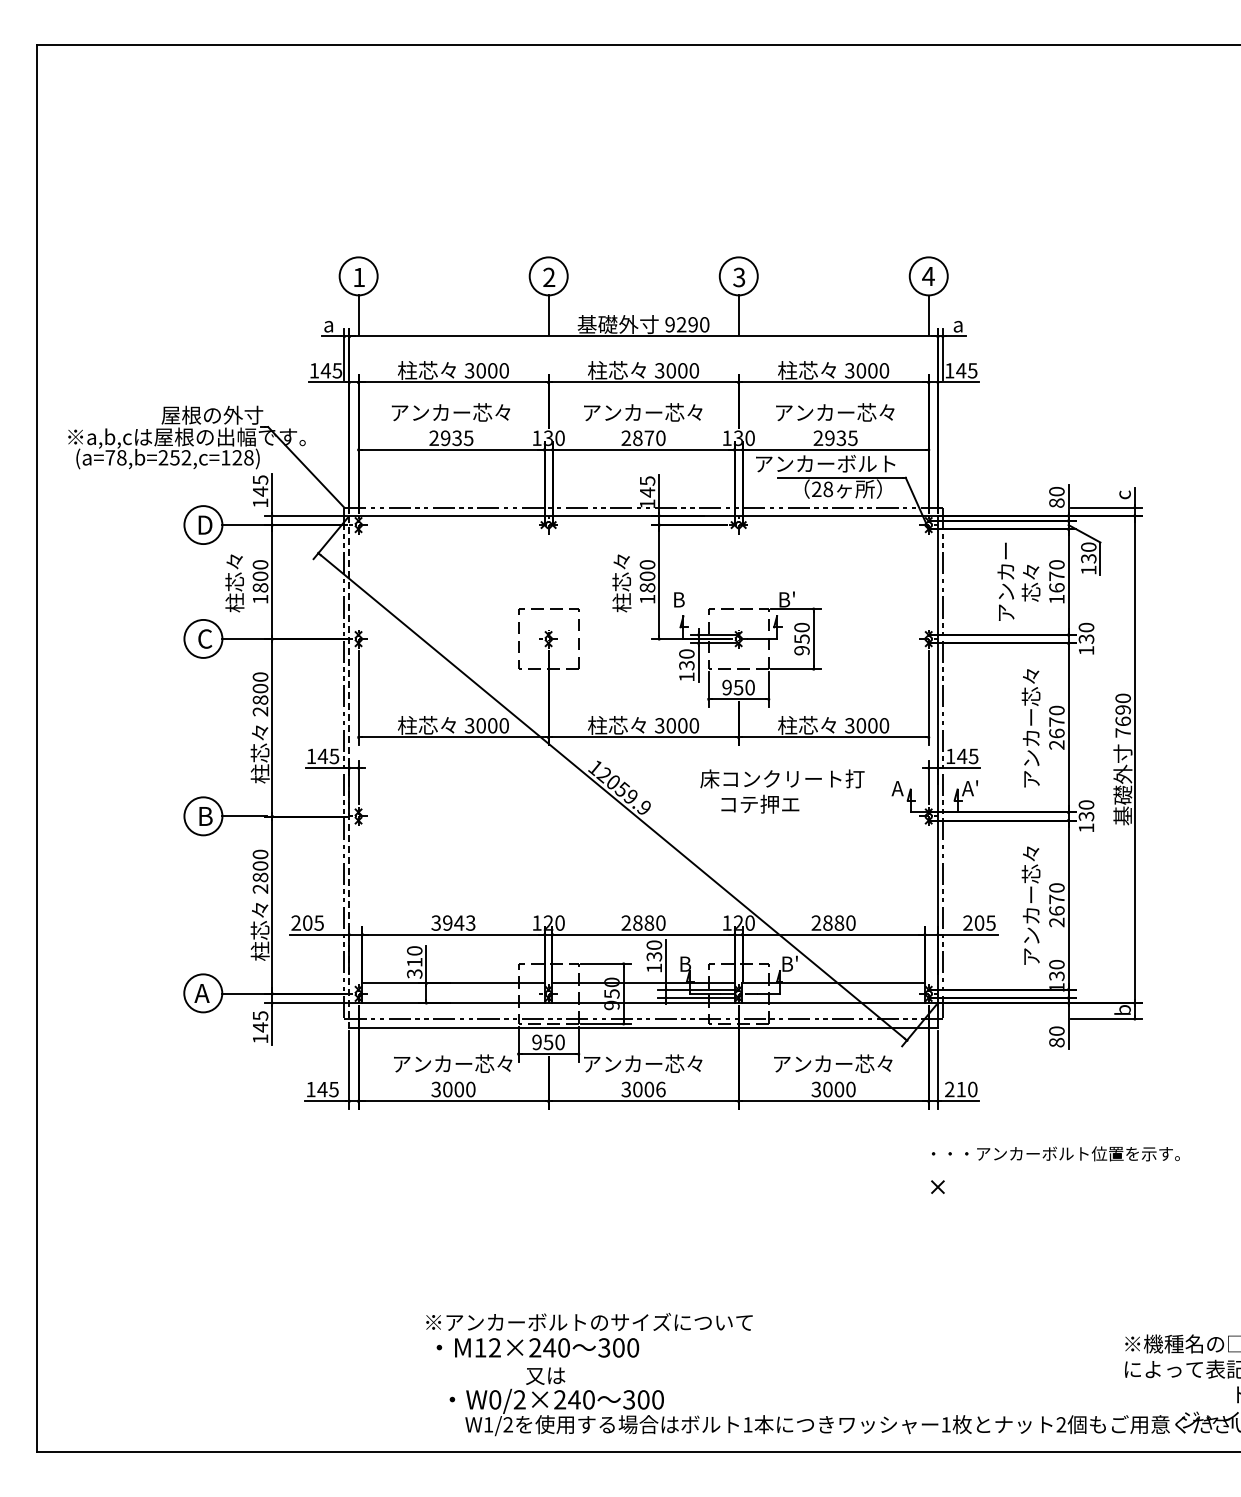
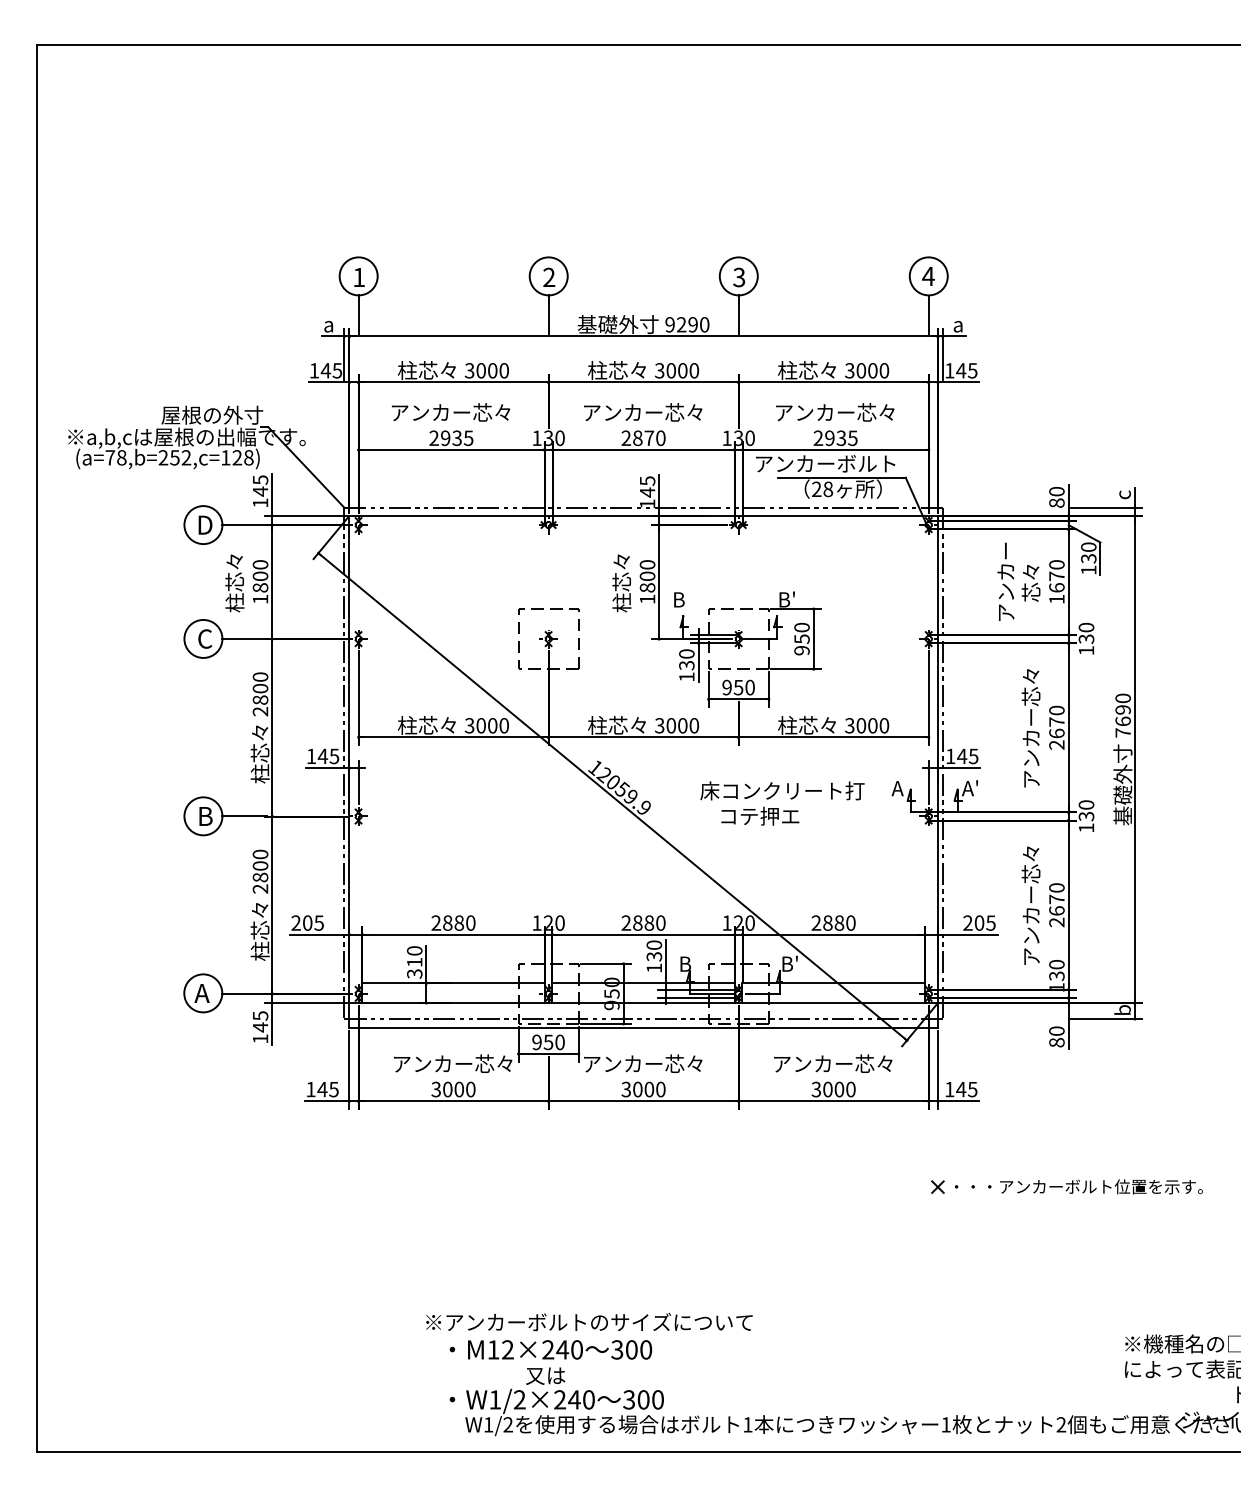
line: dashed -> solid (349, 772)
text position: (782, 791) -> (782, 803) (782, 803)
text: 3943 -> 2880 (453, 922)
text: 3006 -> 3000 (660, 1089)
text: 210 -> 145 (961, 1089)
text position: (1055, 1153) -> (1078, 1186) (1078, 1186)
text position: (537, 1347) -> (550, 1349) (550, 1349)
text: W0/2×240 -> W1/2×240 (495, 1399)
